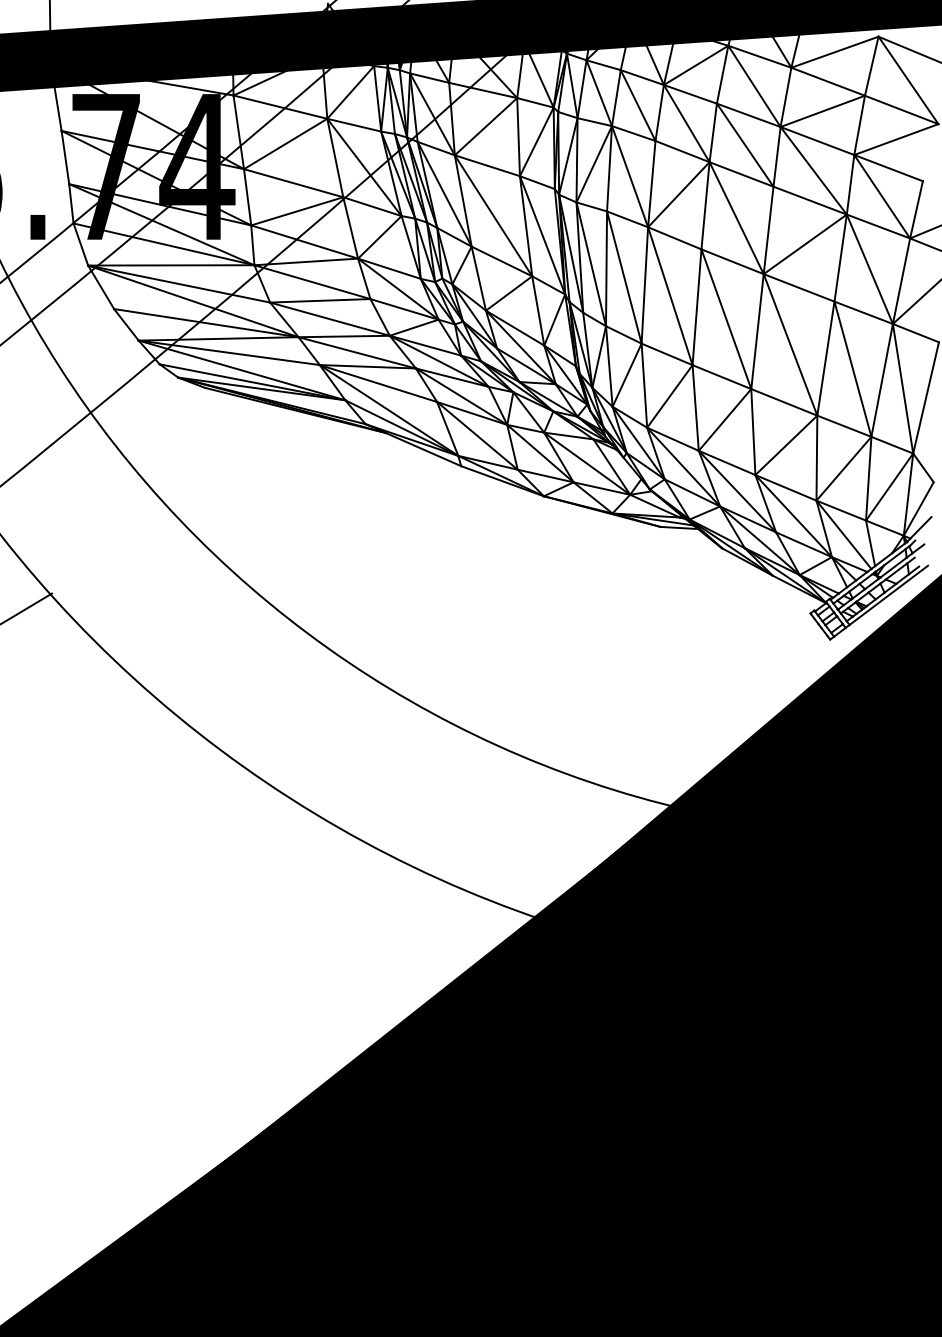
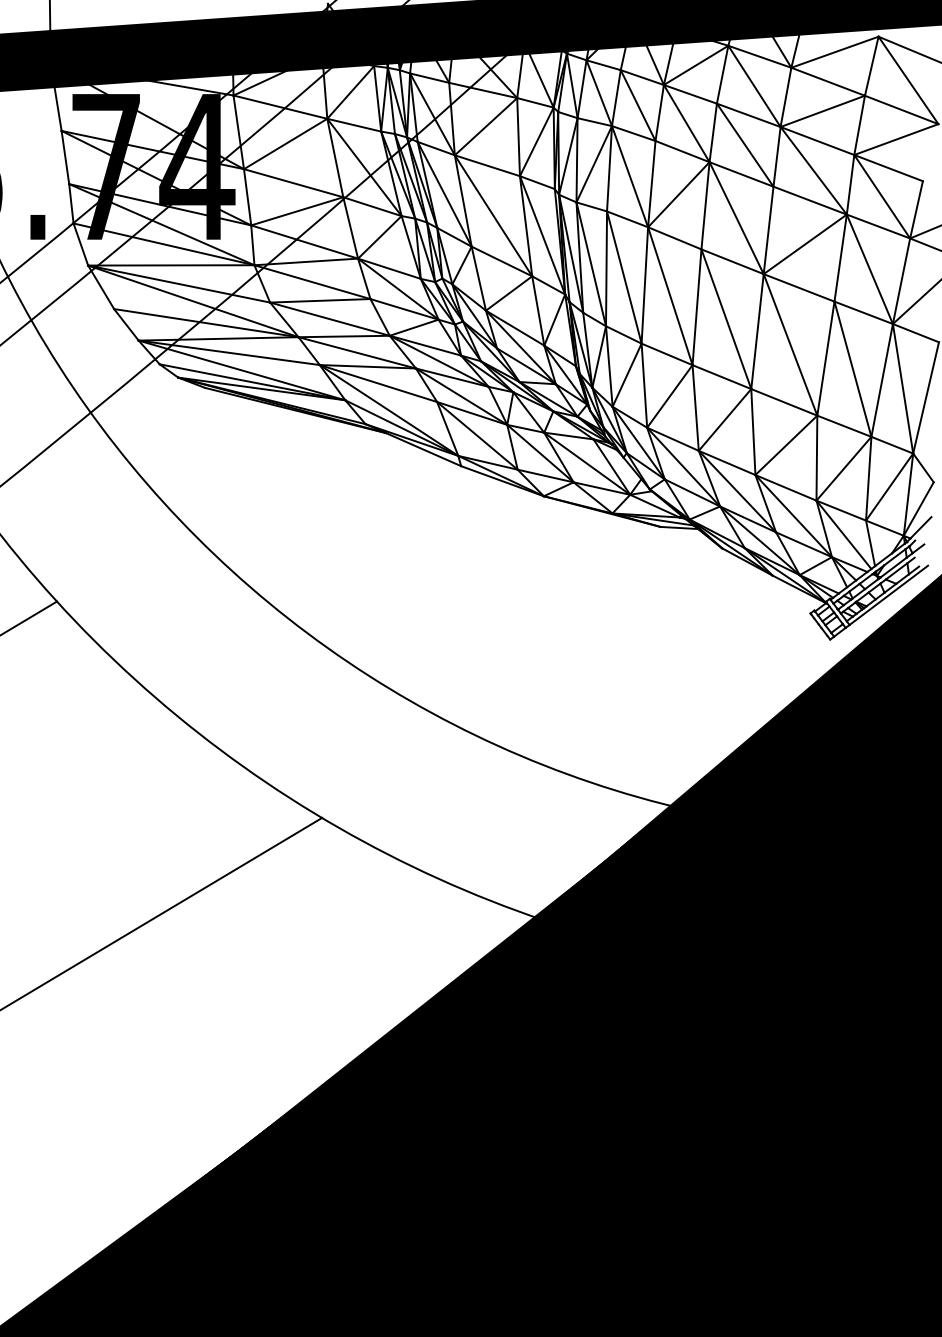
line position: (26, 608) -> (29, 617) (29, 617)
line: none -> present (162, 912)
